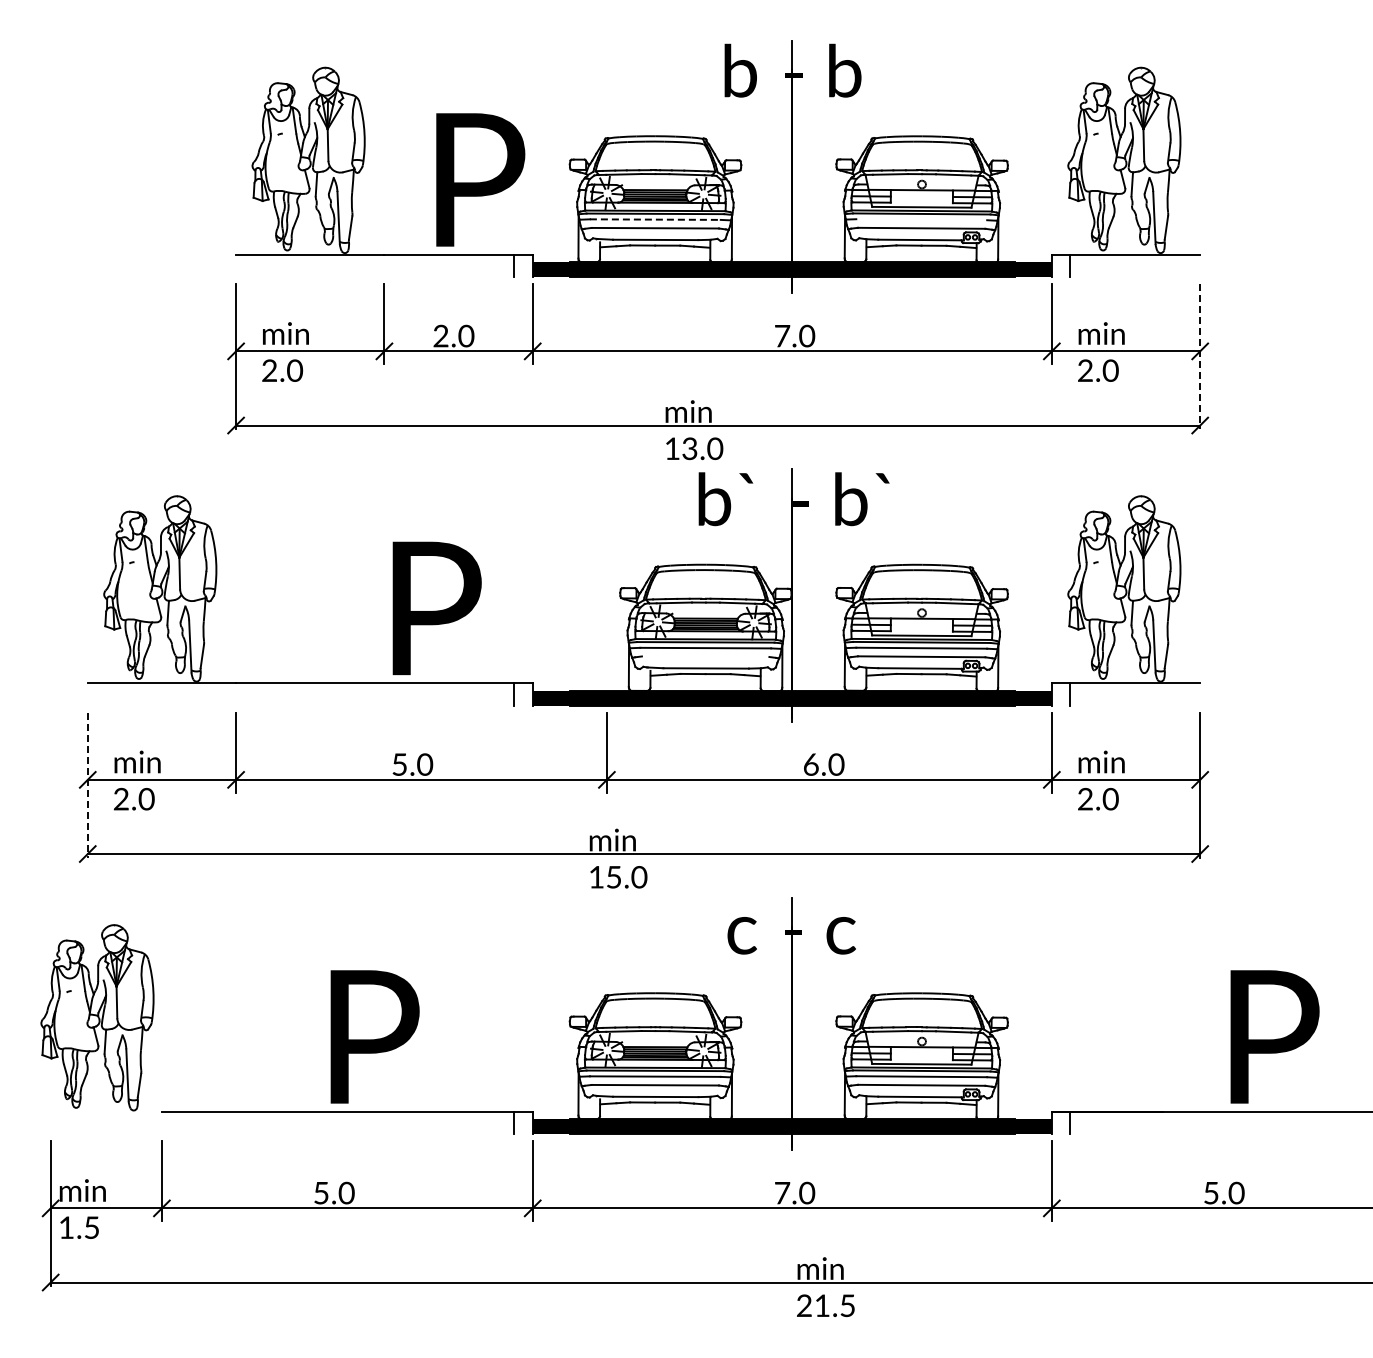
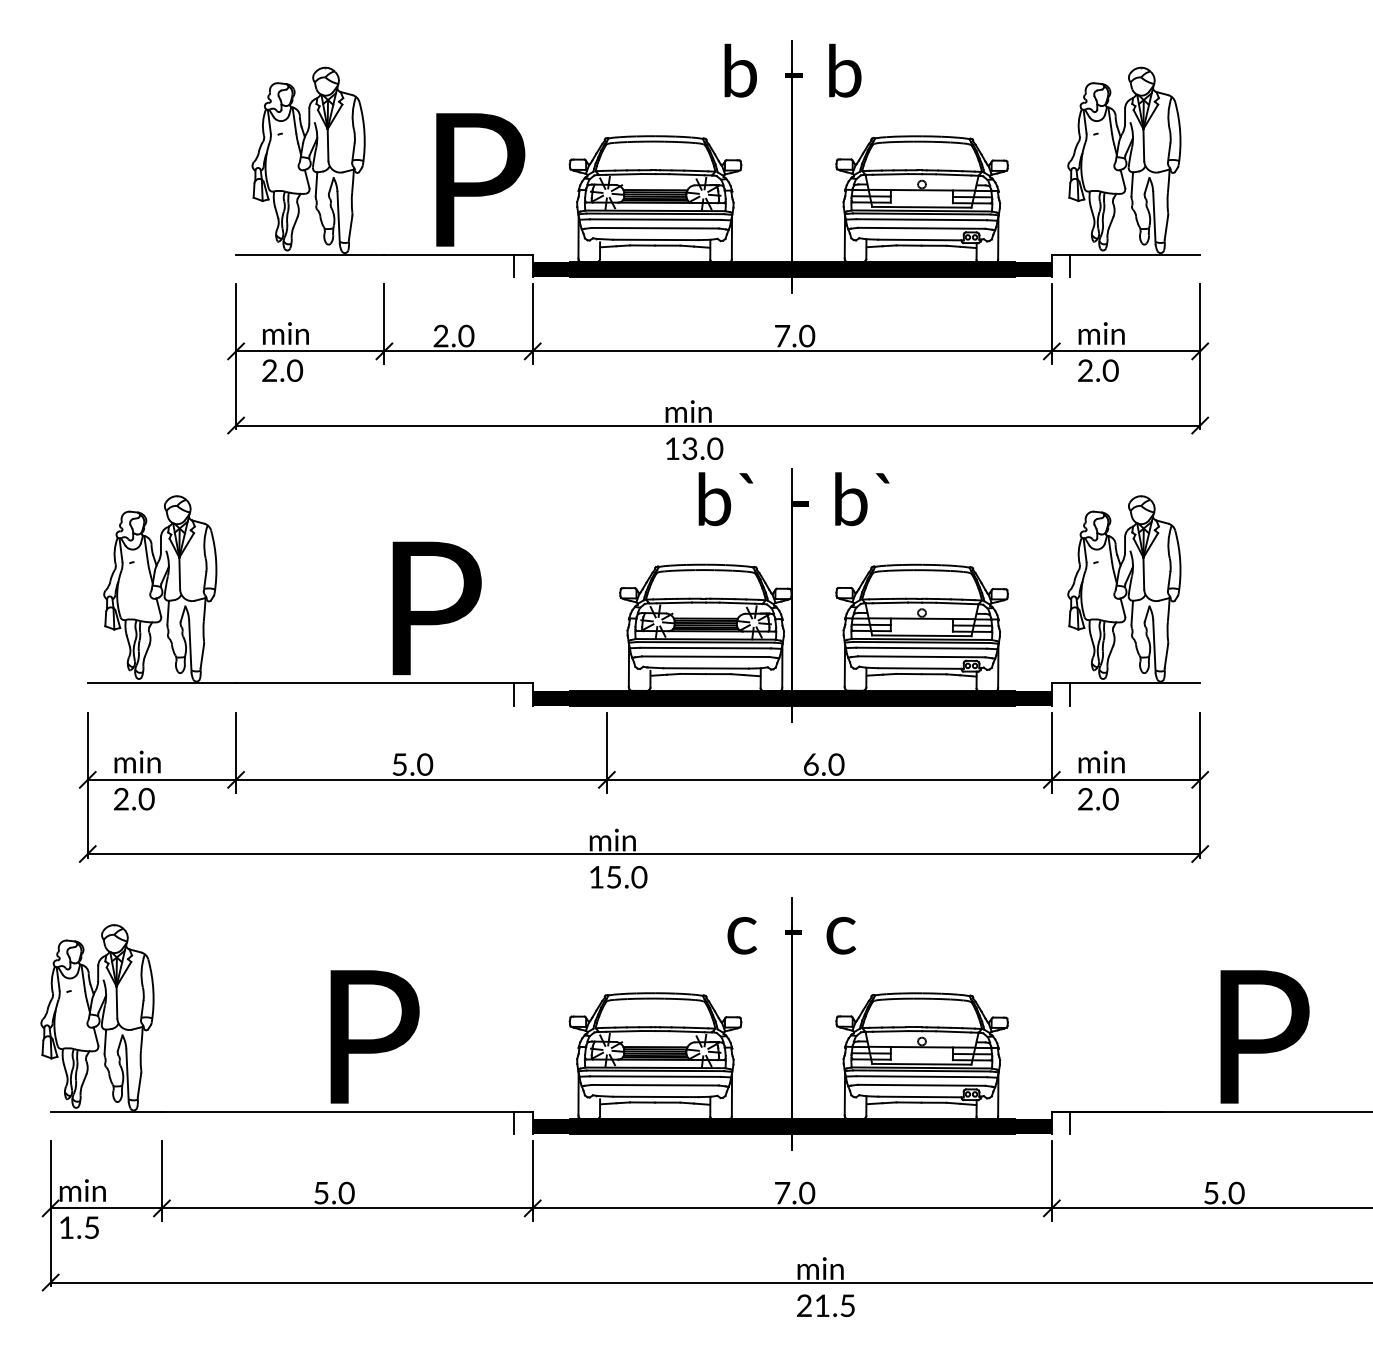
line: dashed -> solid (655, 219)
line: none -> present (921, 219)
line: dashed -> solid (1200, 357)
line: none -> present (705, 656)
line: dashed -> solid (87, 785)
text position: (1274, 1036) -> (1264, 1036) (1264, 1036)
line: none -> present (105, 1111)
